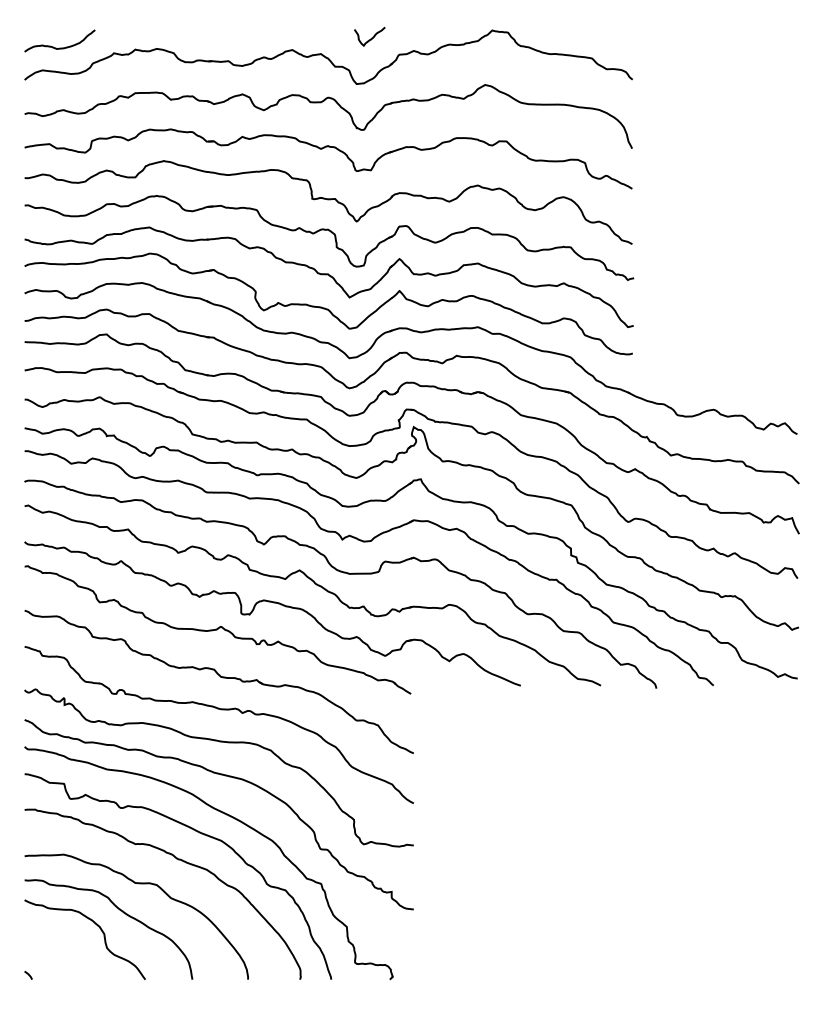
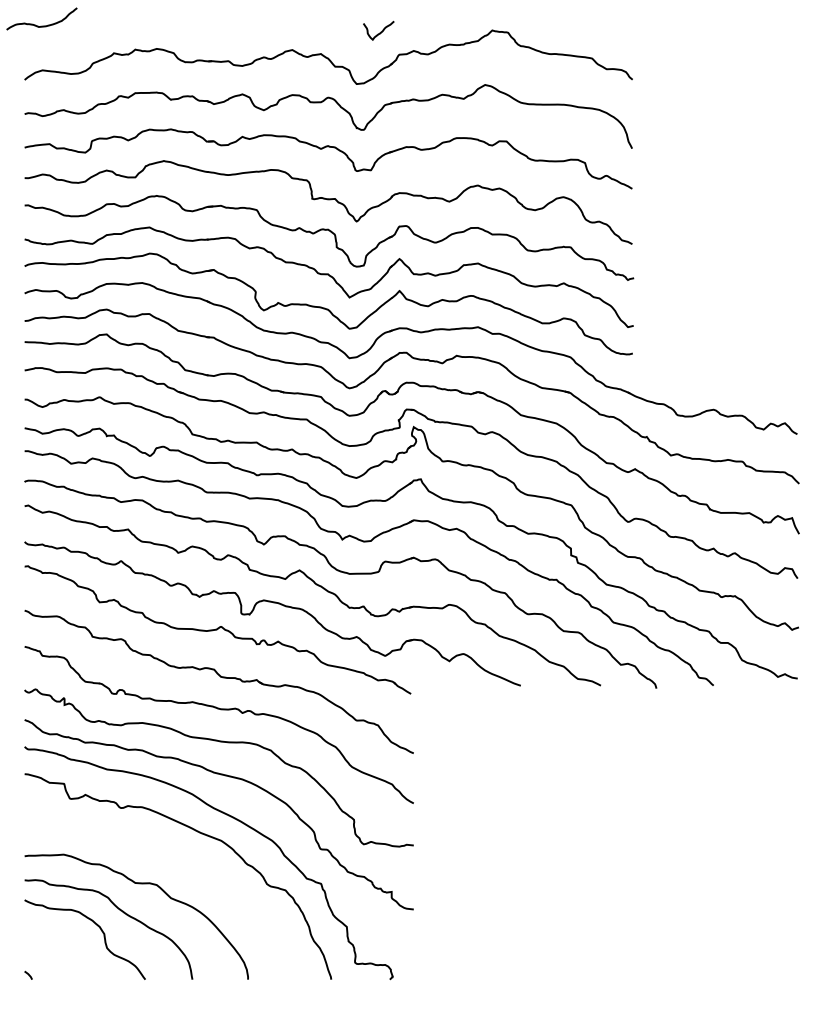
curve position: (371, 37) -> (380, 31) (380, 31)
curve position: (59, 47) -> (41, 25) (41, 25)
curve: present -> none (178, 860)
